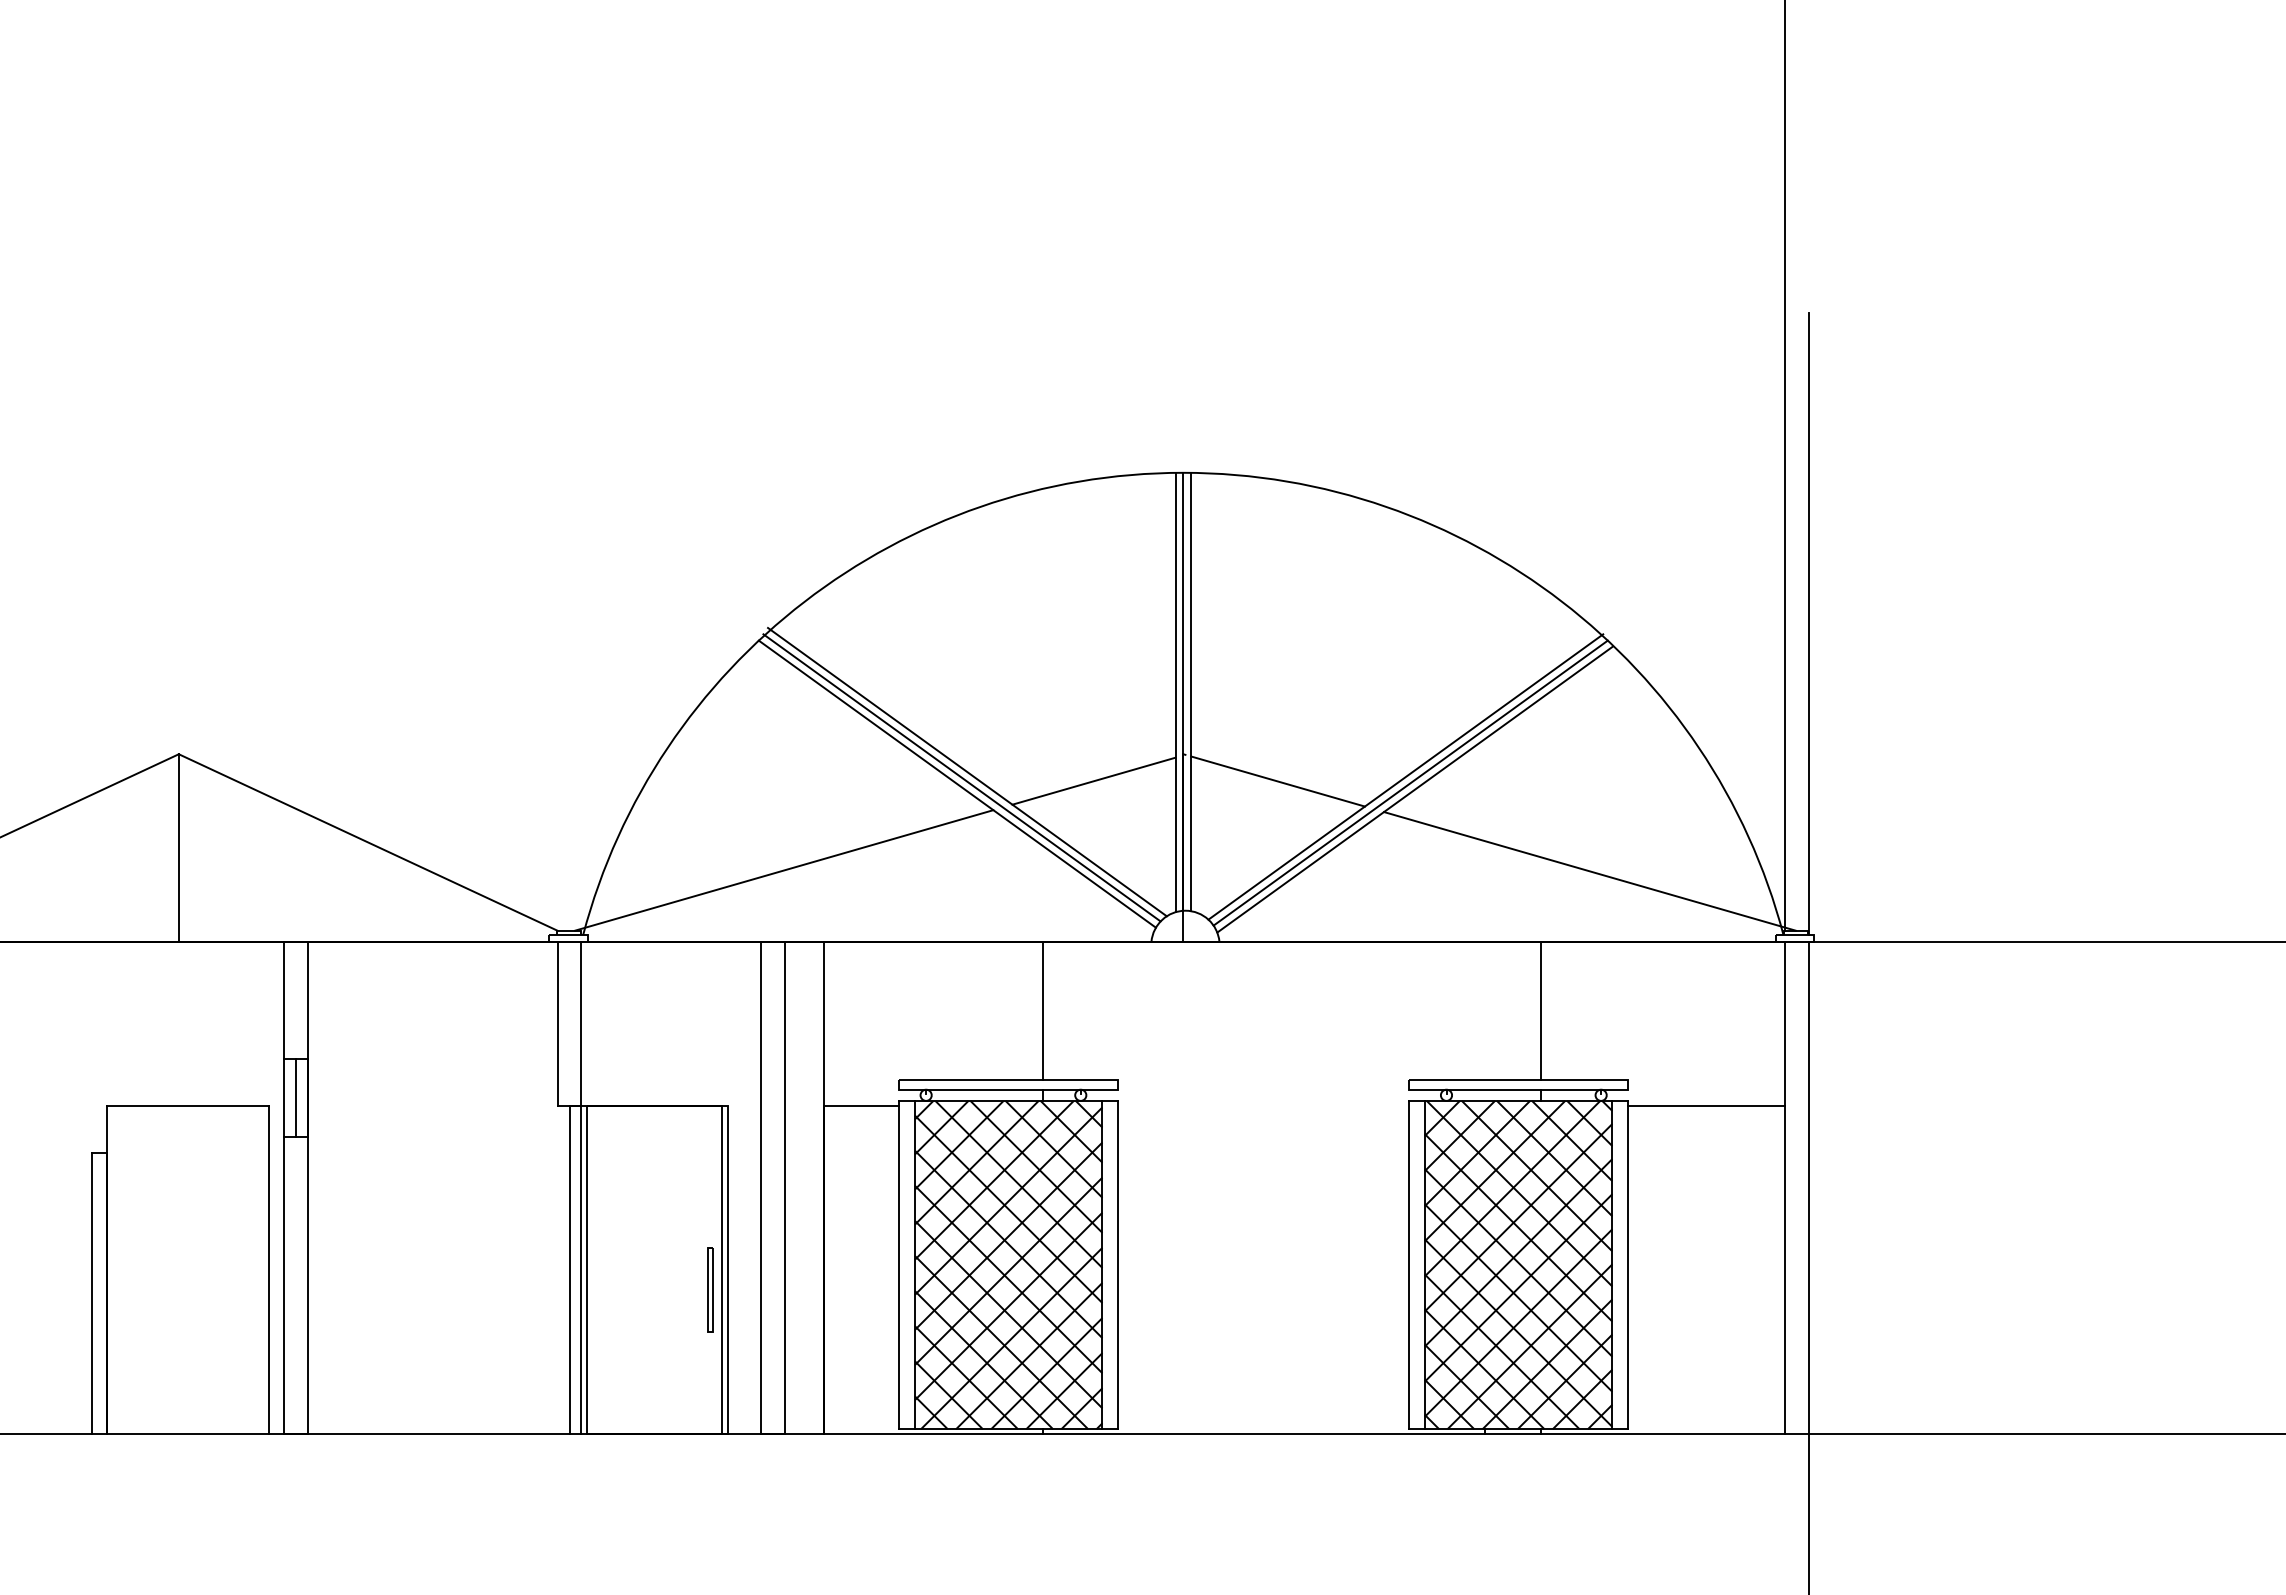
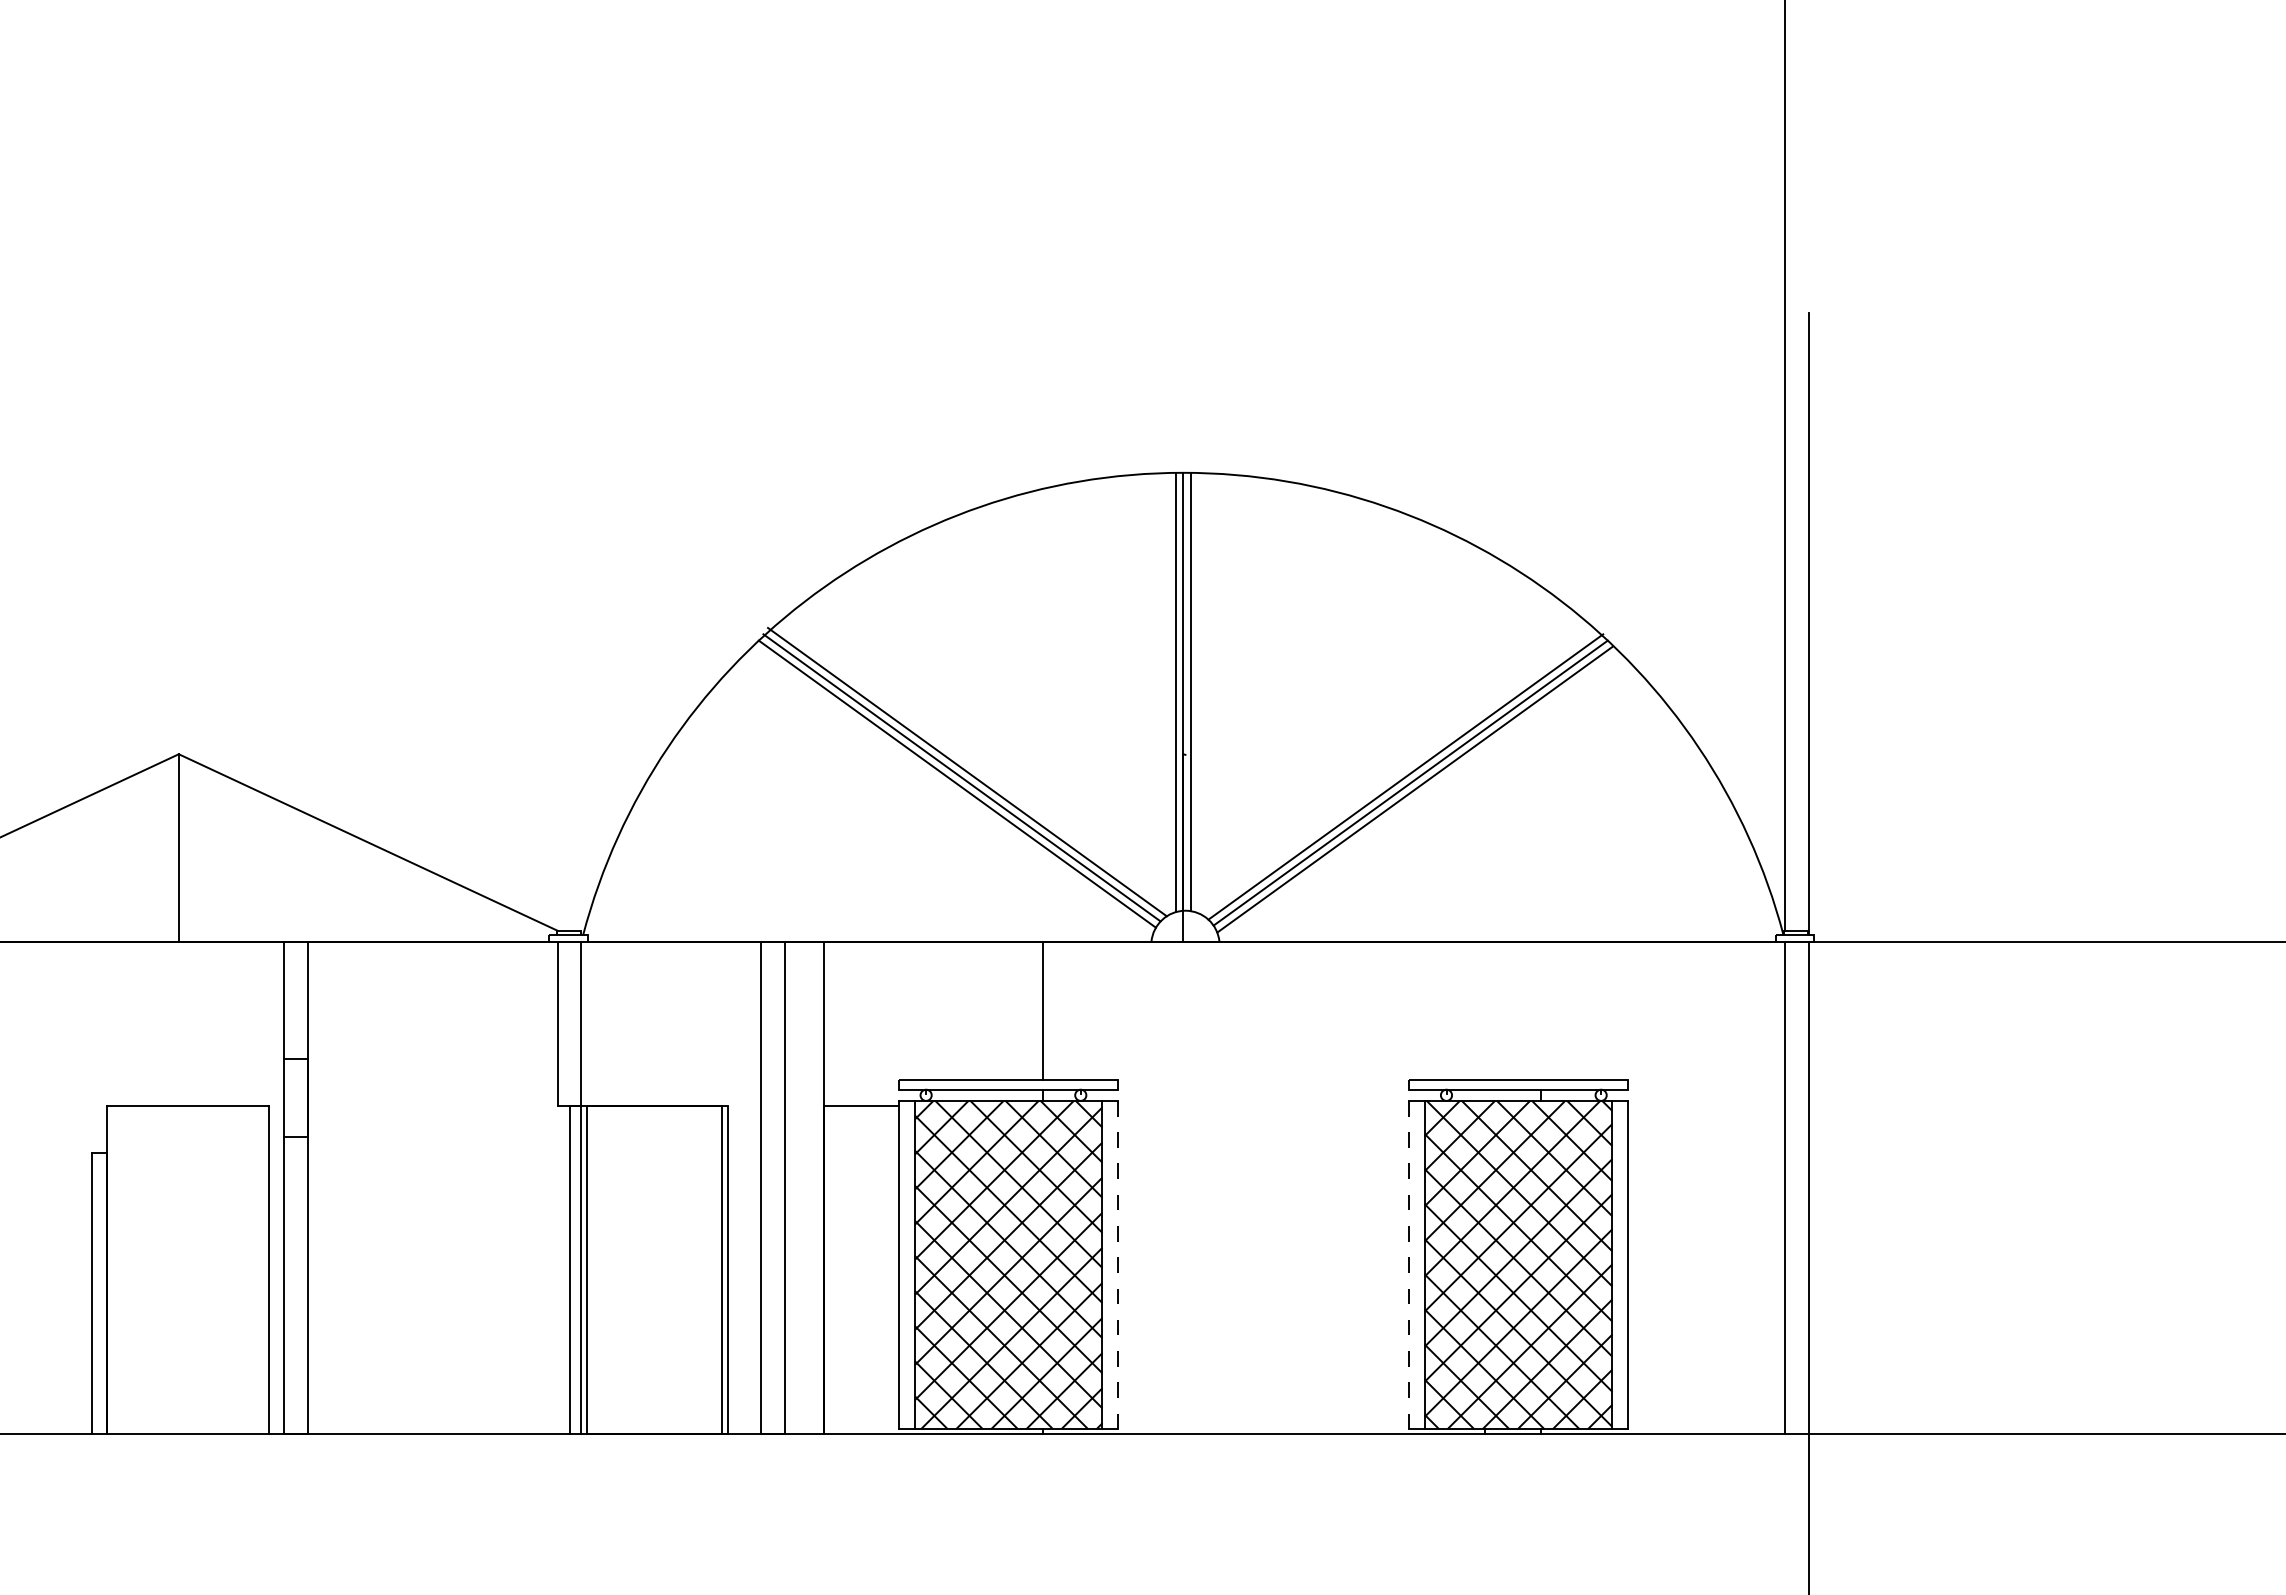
line: present -> none (1093, 780)
line: present -> none (1277, 781)
line: present -> none (784, 870)
line: present -> none (1589, 871)
line: present -> none (1540, 1010)
line: present -> none (296, 1098)
line: present -> none (1706, 1106)
line: solid -> dashed (1118, 1264)
line: solid -> dashed (1409, 1264)
part: present -> none (710, 1289)
